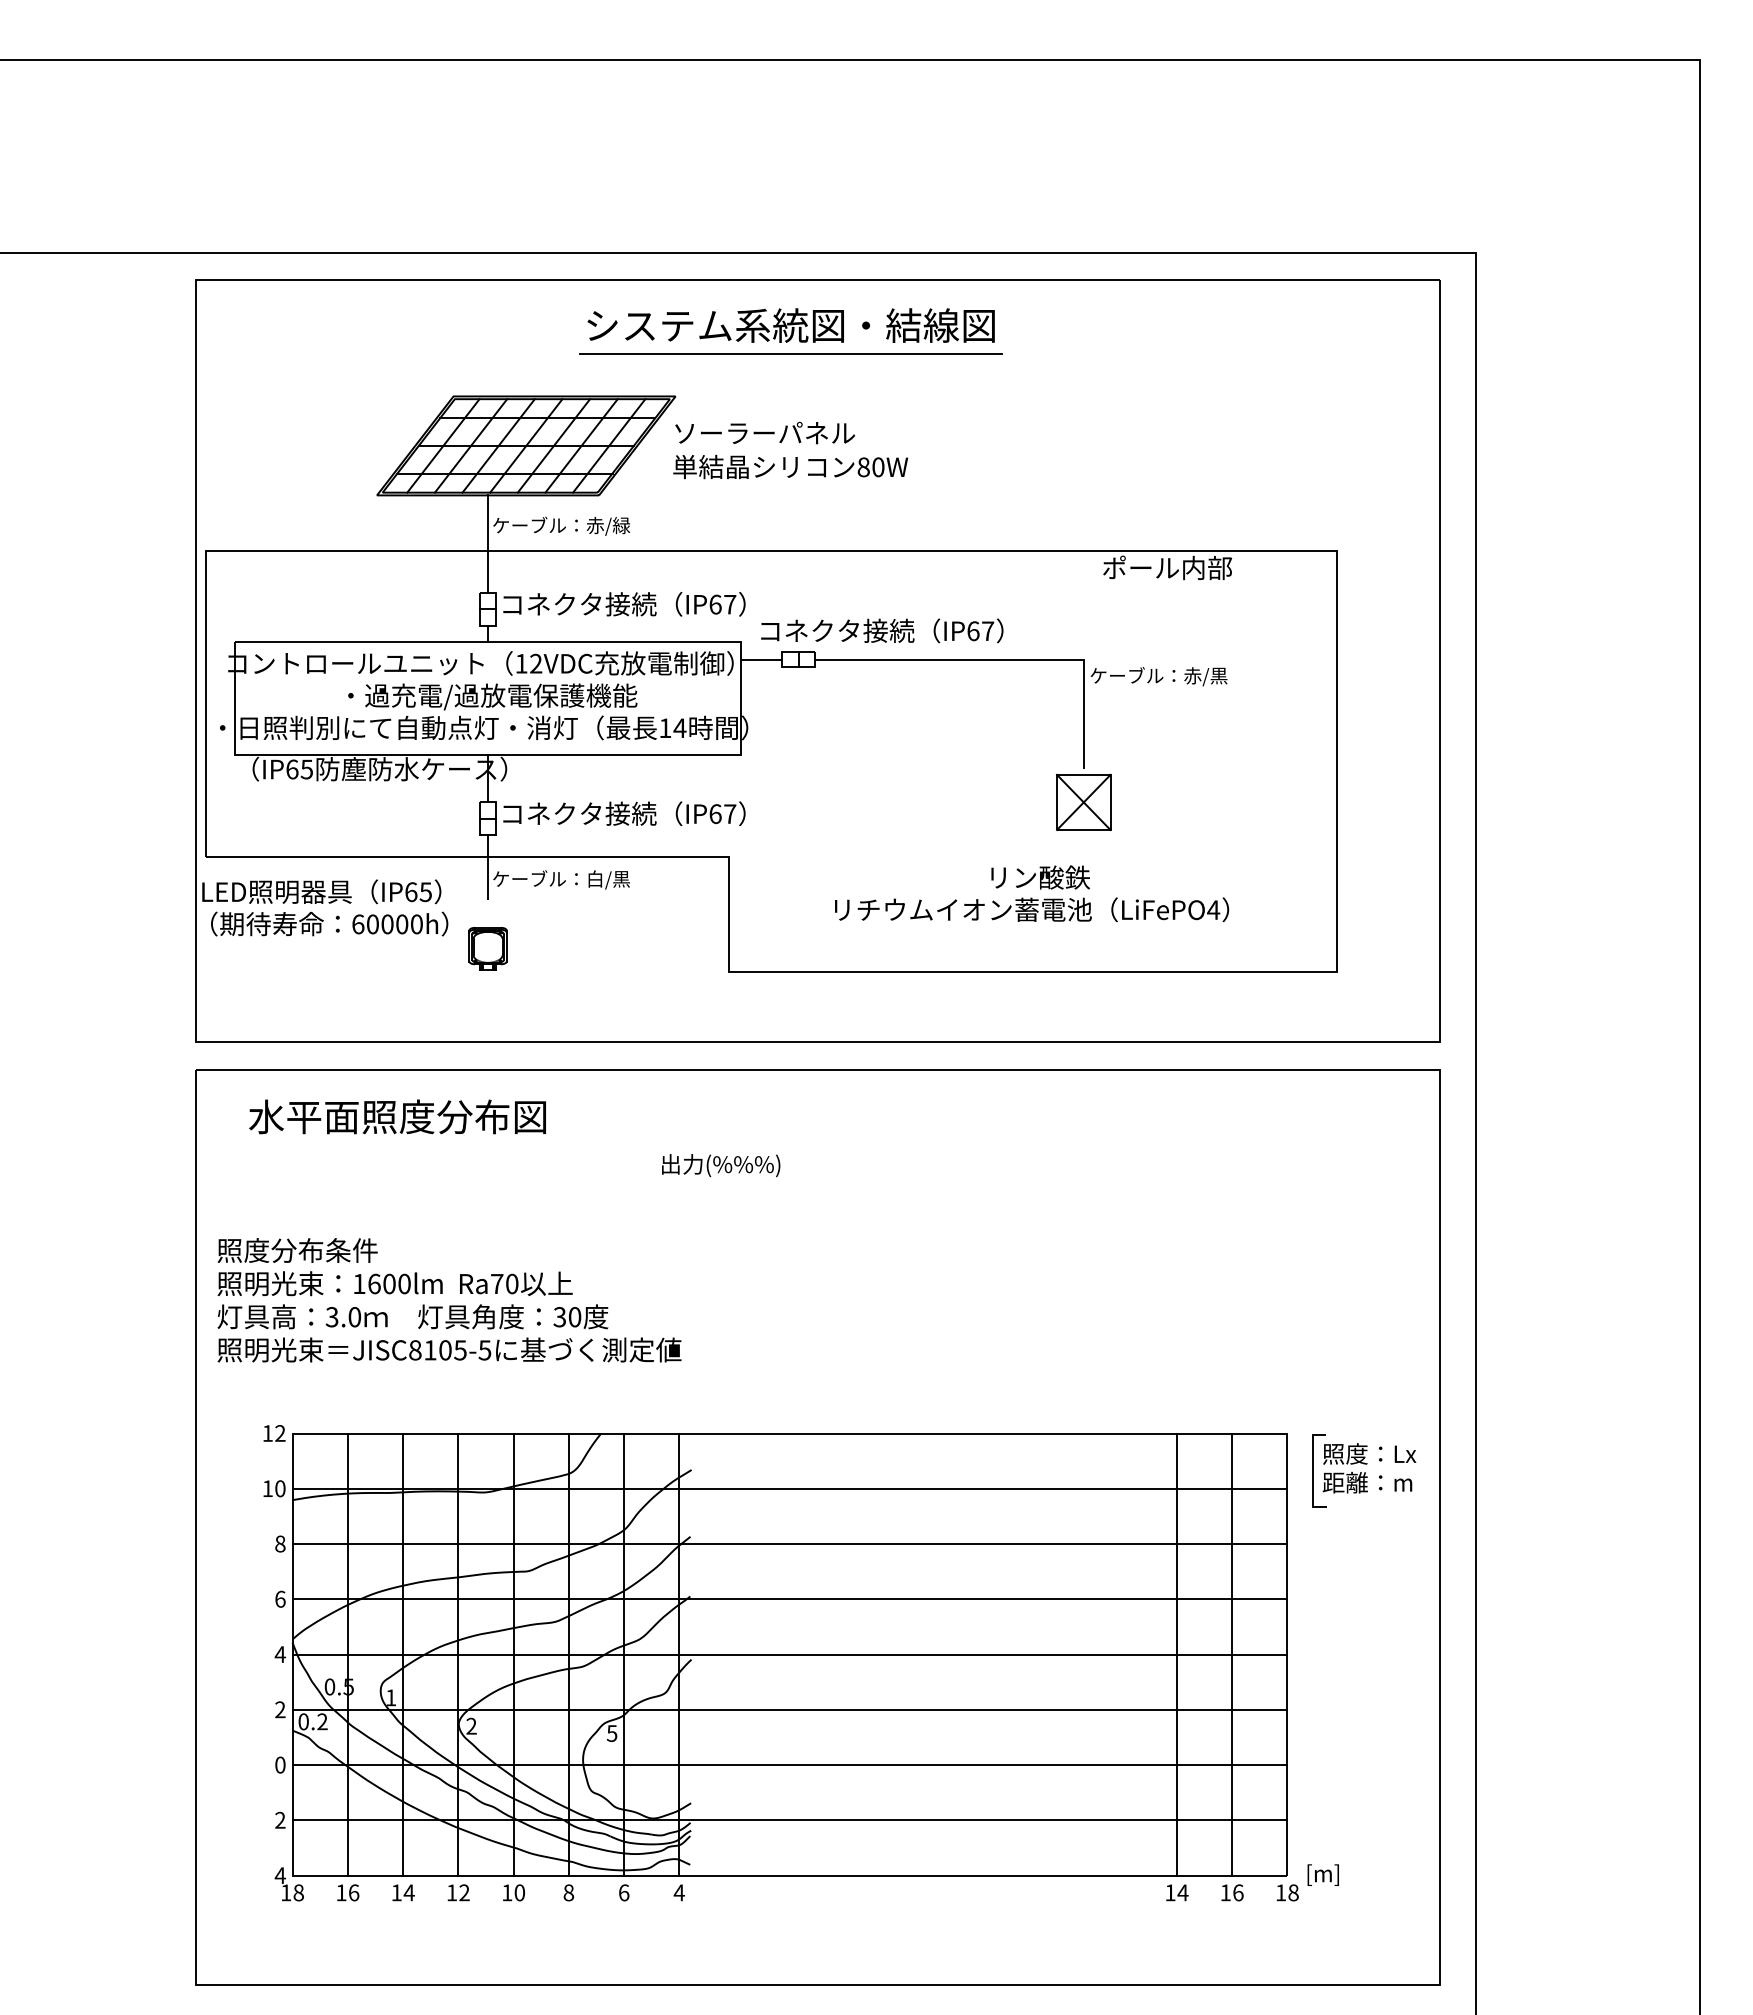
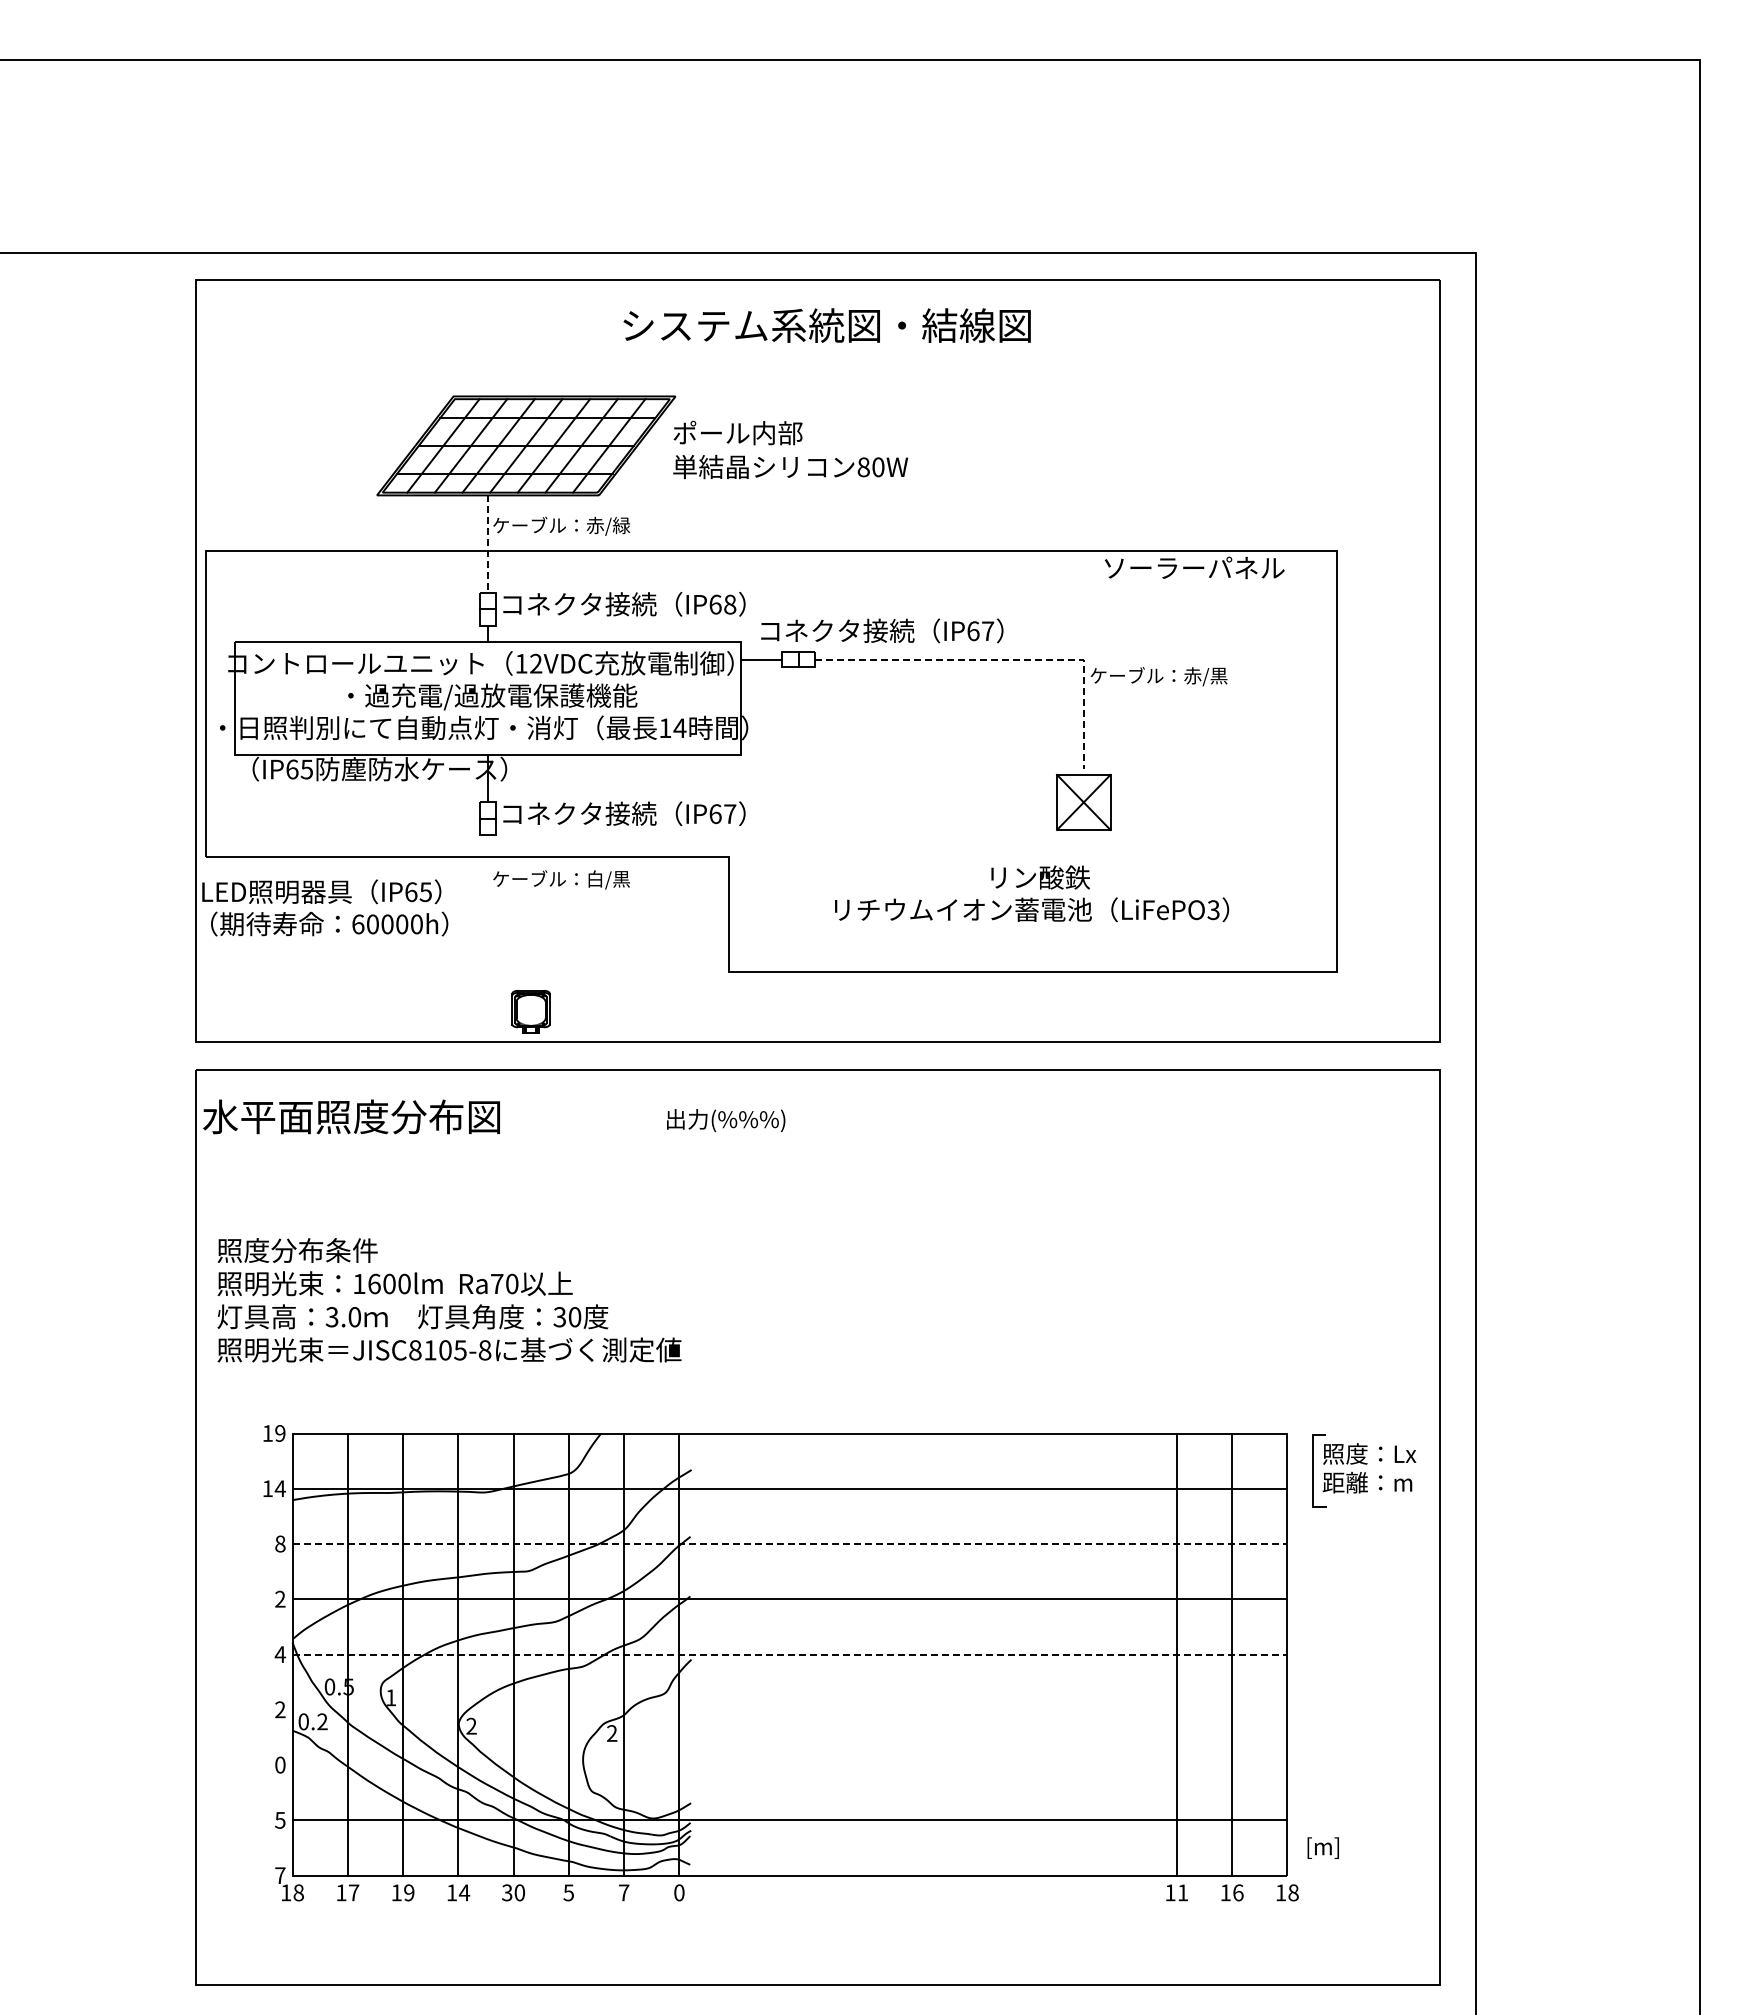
text position: (790, 325) -> (826, 325) (826, 325)
line: present -> none (790, 353)
text: ソーラーパネル -> ポール内部 (763, 432)
line: solid -> dashed (488, 544)
text: ポール内部 -> ソーラーパネル (1193, 567)
text: IP67 -> IP68 (730, 604)
line: solid -> dashed (1004, 659)
line: present -> none (488, 866)
text: LiFePO4 -> LiFePO3 (1213, 910)
part position: (487, 948) -> (530, 1011) (530, 1011)
text position: (397, 1116) -> (351, 1116) (351, 1116)
text position: (721, 1165) -> (726, 1120) (726, 1120)
text: JISC8105-5 -> JISC8105-8 (484, 1350)
text: 12 -> 19 (280, 1433)
text: 10 -> 14 (279, 1488)
line: solid -> dashed (790, 1544)
text: 6 -> 2 (280, 1598)
line: solid -> dashed (790, 1654)
line: present -> none (789, 1709)
text: 5 -> 2 (611, 1733)
line: present -> none (789, 1765)
text: 2 -> 5 (280, 1819)
text position: (1322, 1874) -> (1322, 1847) (1322, 1847)
text: 4 -> 7 (279, 1875)
text: 16 -> 17 (354, 1892)
text: 14 -> 19 (408, 1892)
text: 12 -> 14 (464, 1892)
text: 10 -> 30 (507, 1892)
text: 8 -> 5 (568, 1892)
text: 6 -> 7 (624, 1892)
text: 4 -> 0 (678, 1892)
text: 14 -> 11 (1182, 1892)
